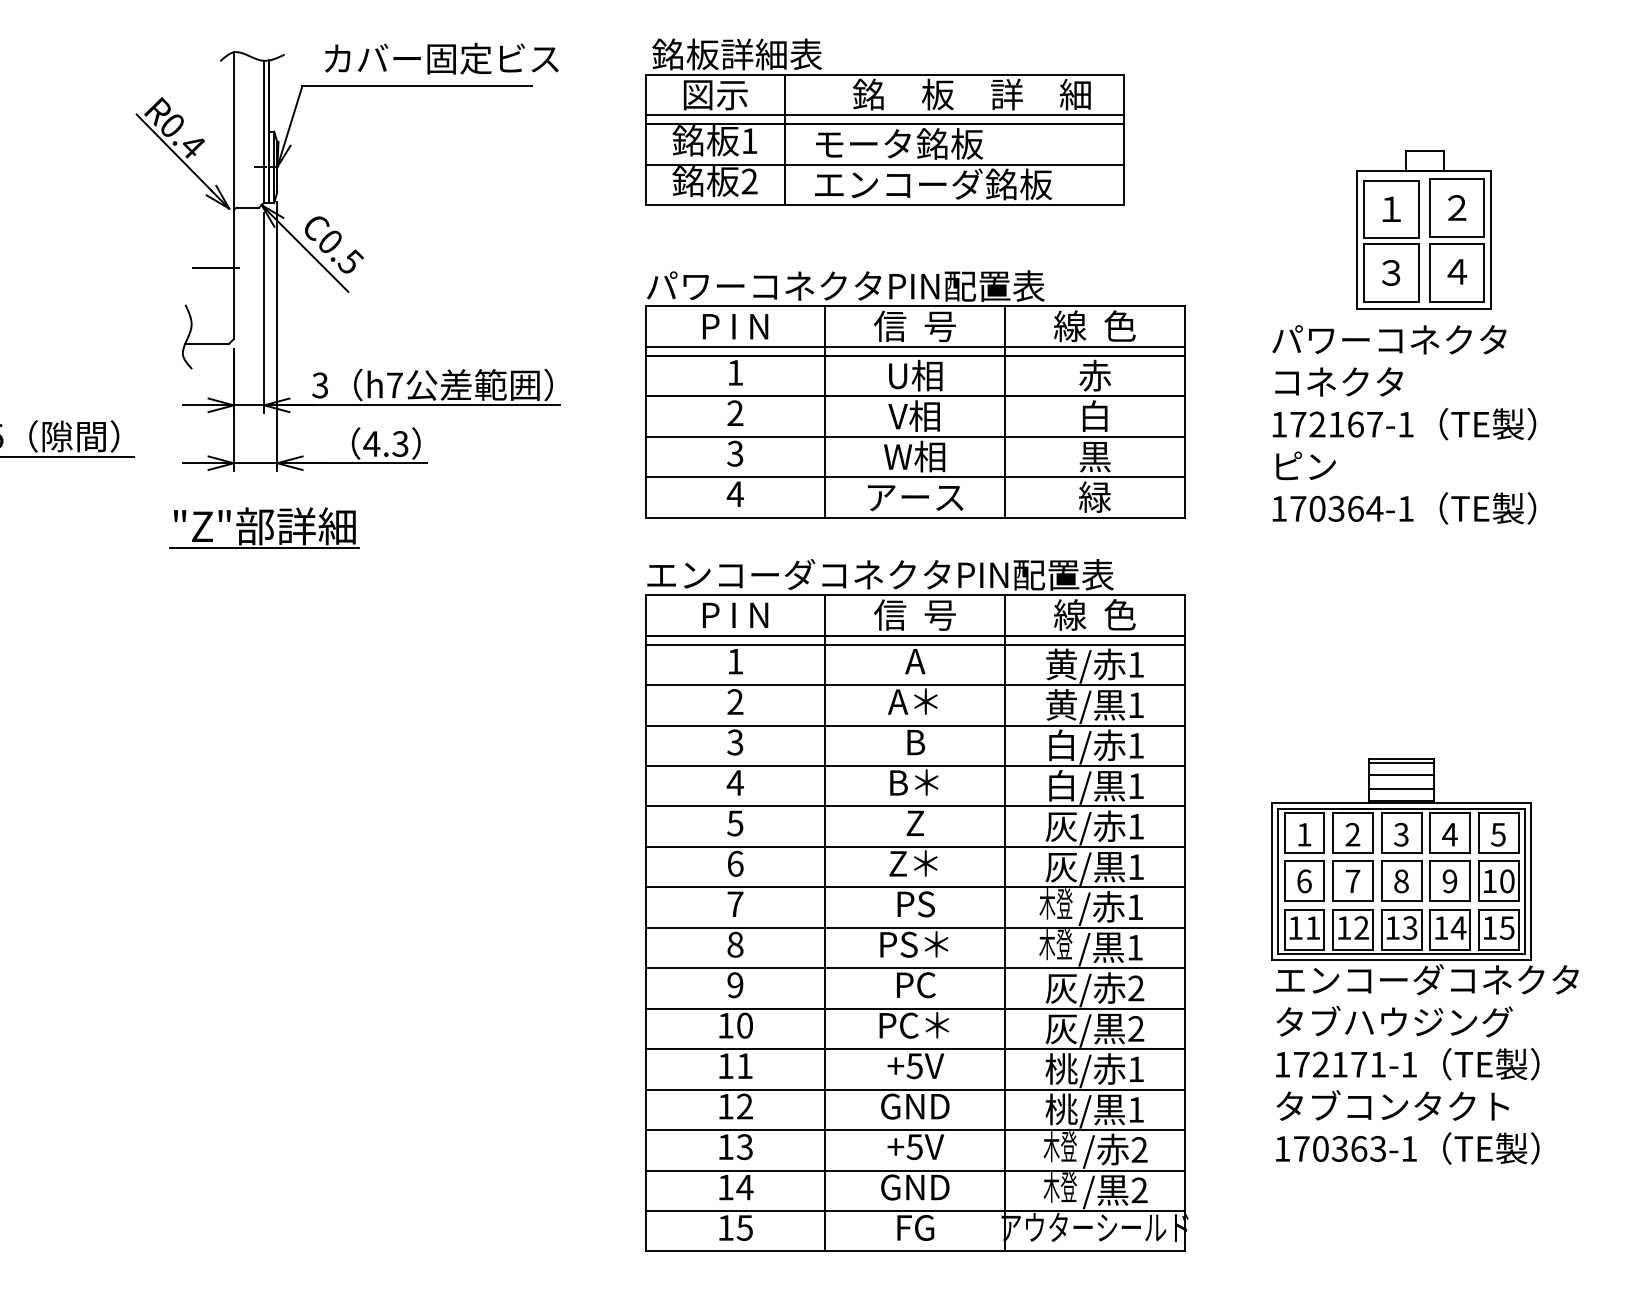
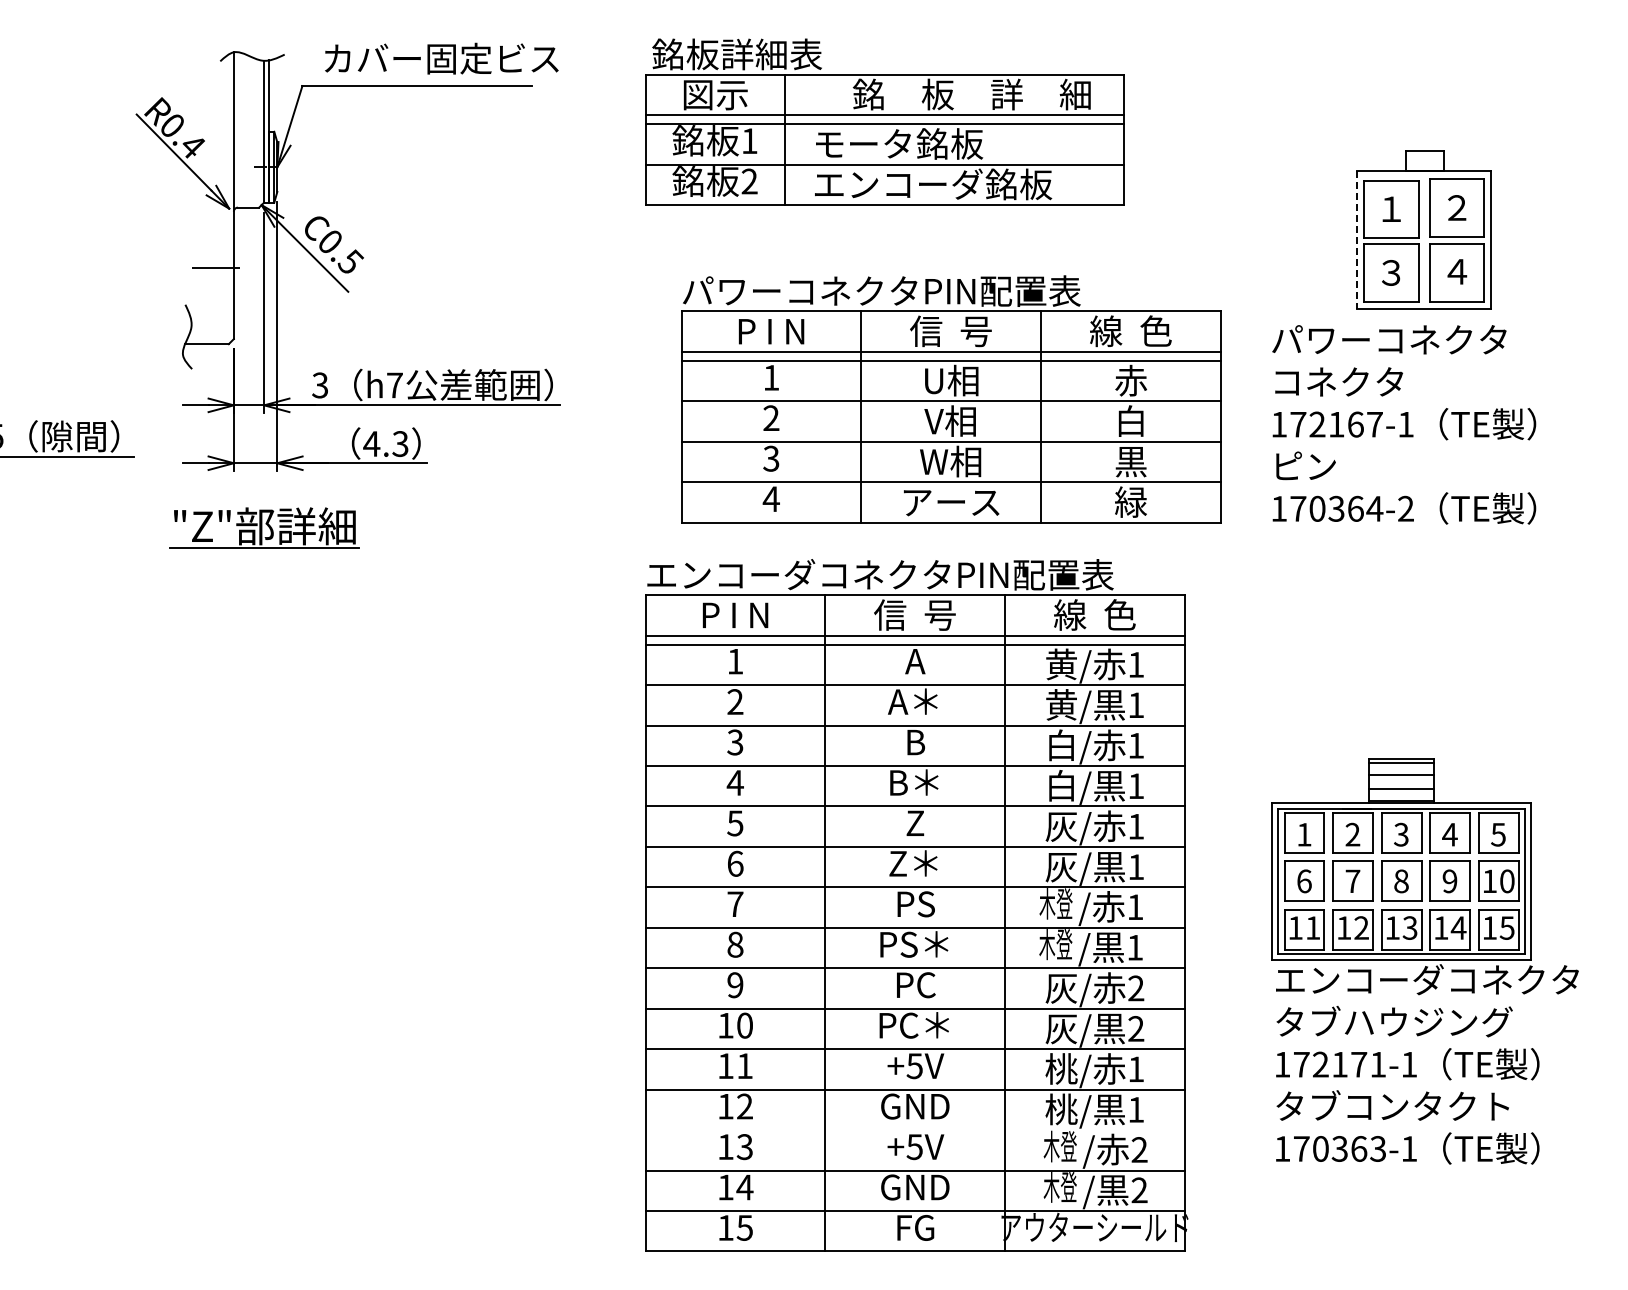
line: solid -> dashed (1356, 240)
part position: (915, 394) -> (951, 399) (951, 399)
text: 170364-1 -> 170364-2 (1405, 508)
line: present -> none (915, 1130)
